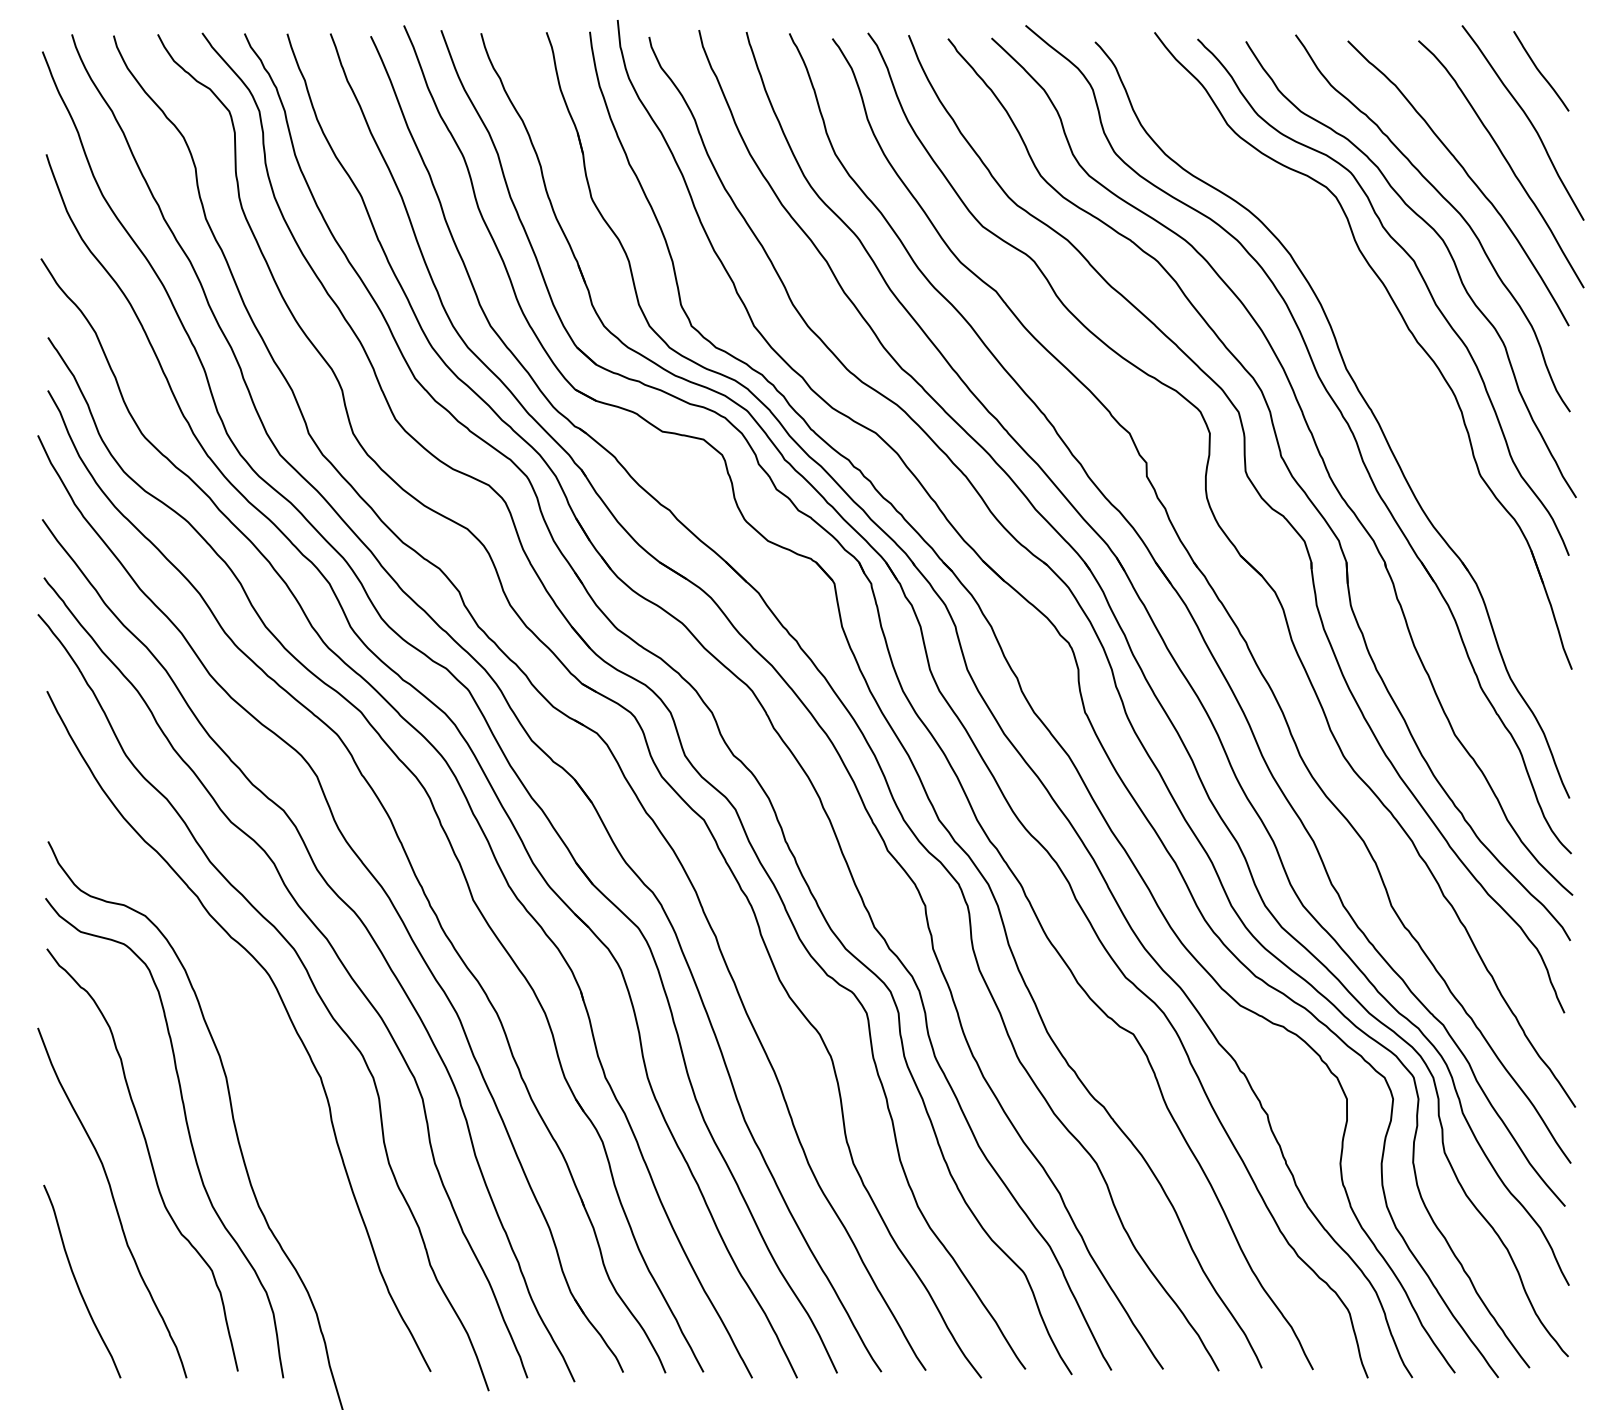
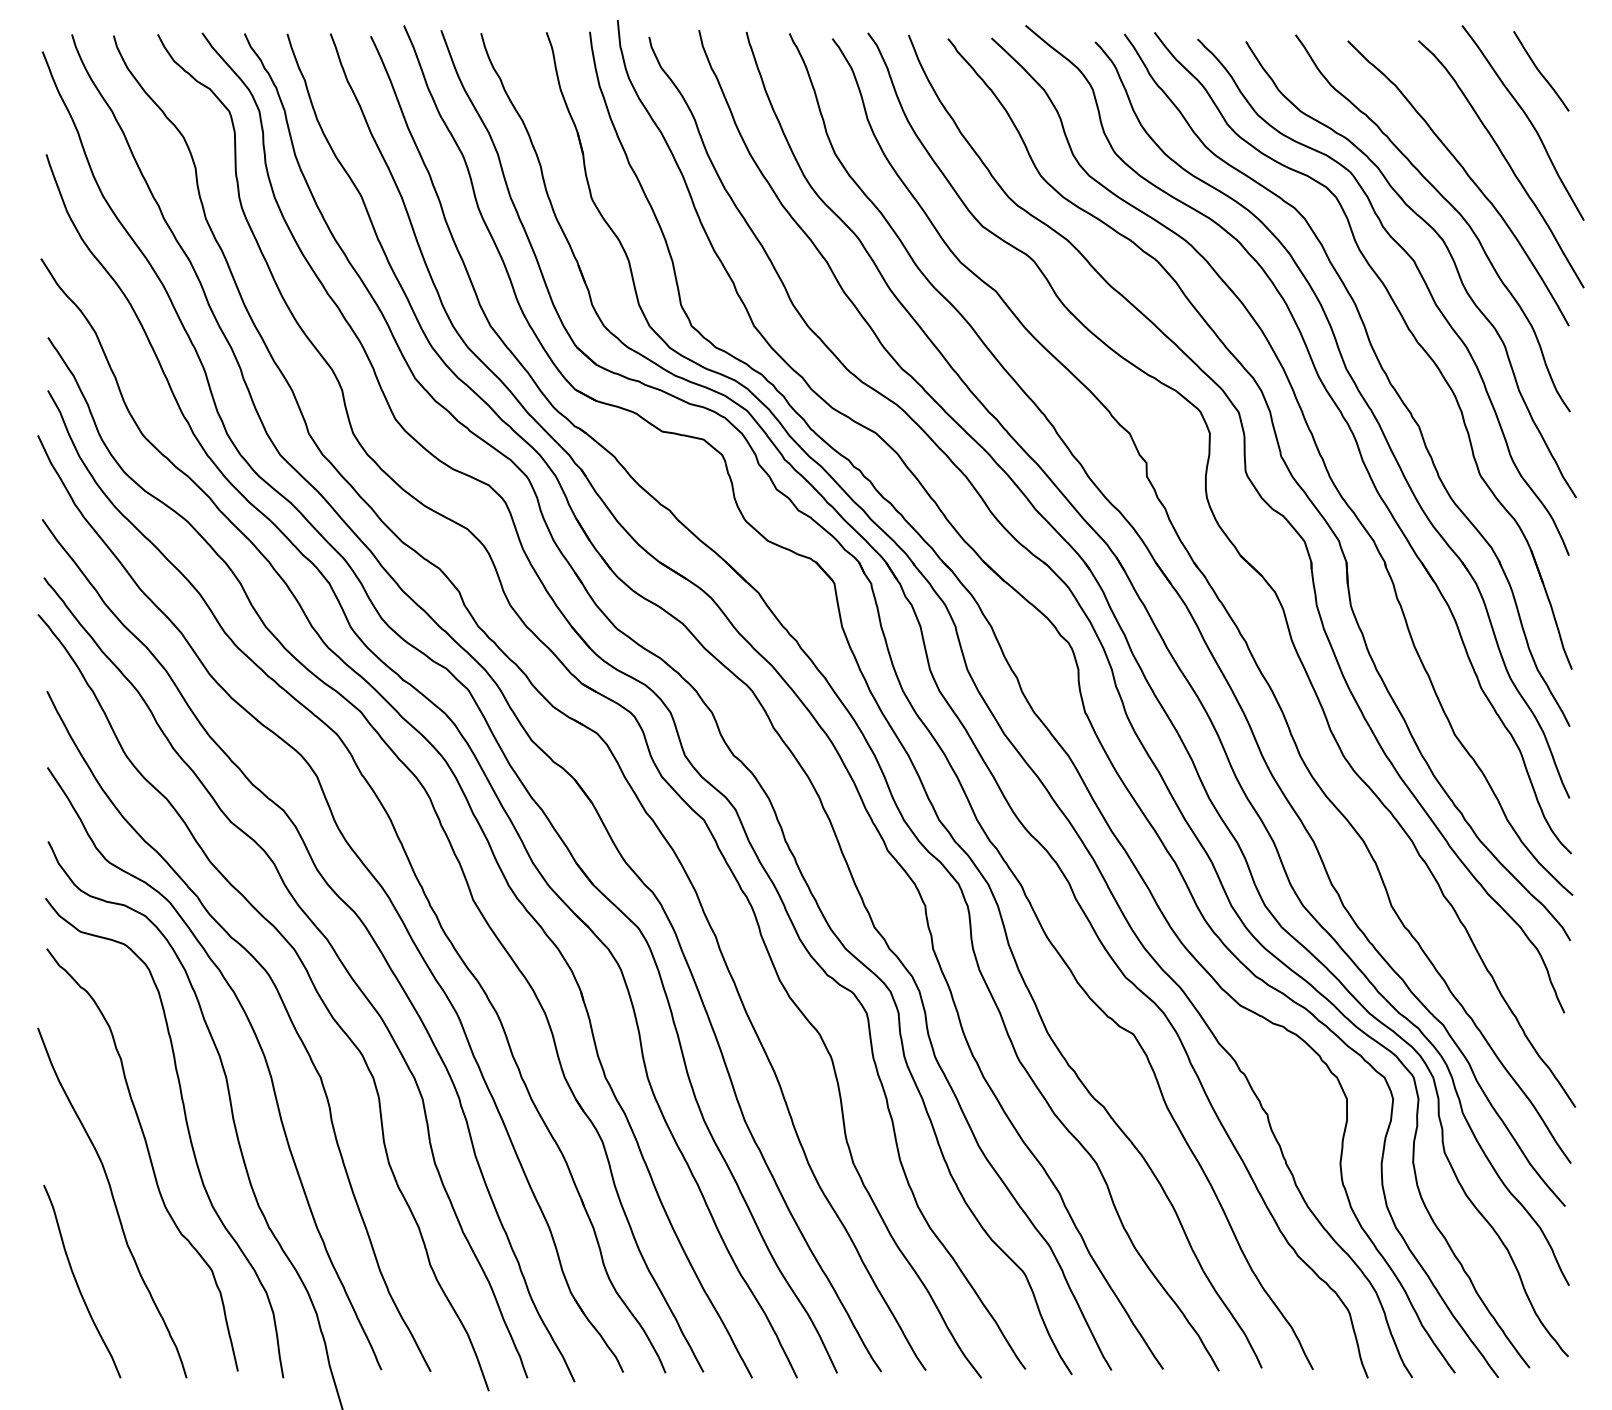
part: none -> present (1378, 363)
curve: none -> present (259, 1047)
